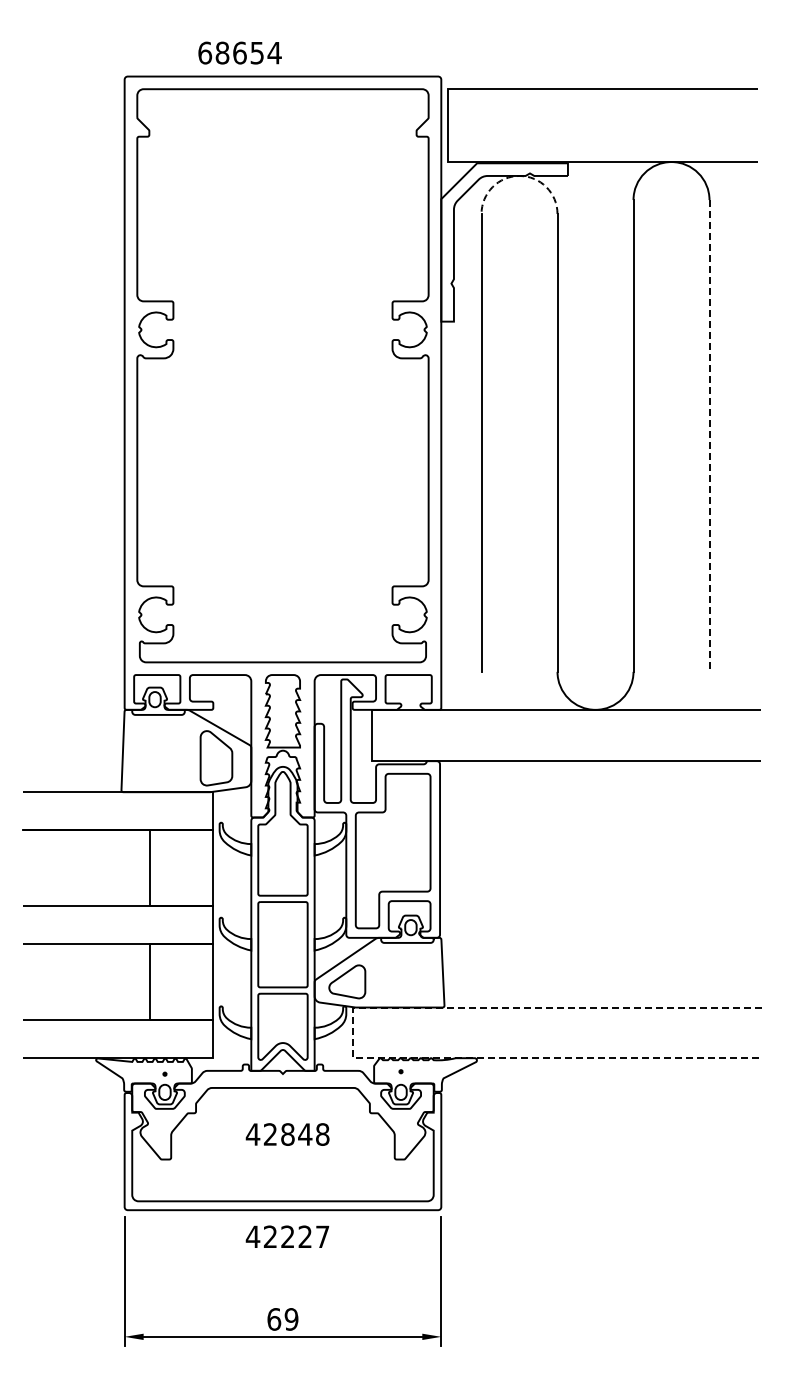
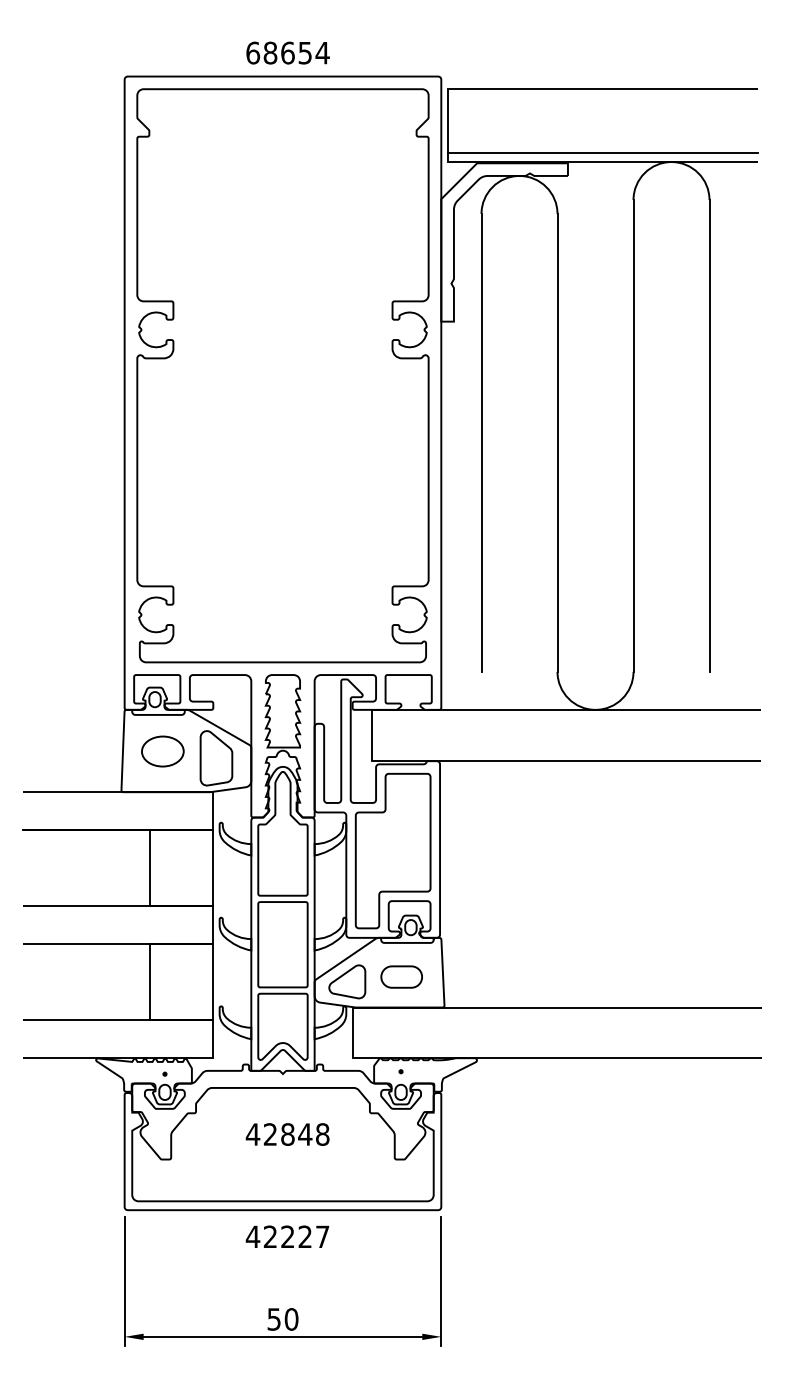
text position: (239, 52) -> (287, 52) (287, 52)
line: none -> present (602, 152)
arc: dashed -> solid (519, 175)
line: dashed -> solid (709, 435)
part: none -> present (162, 751)
part: none -> present (401, 976)
line: dashed -> solid (353, 1033)
text: 69 -> 50 (282, 1319)
